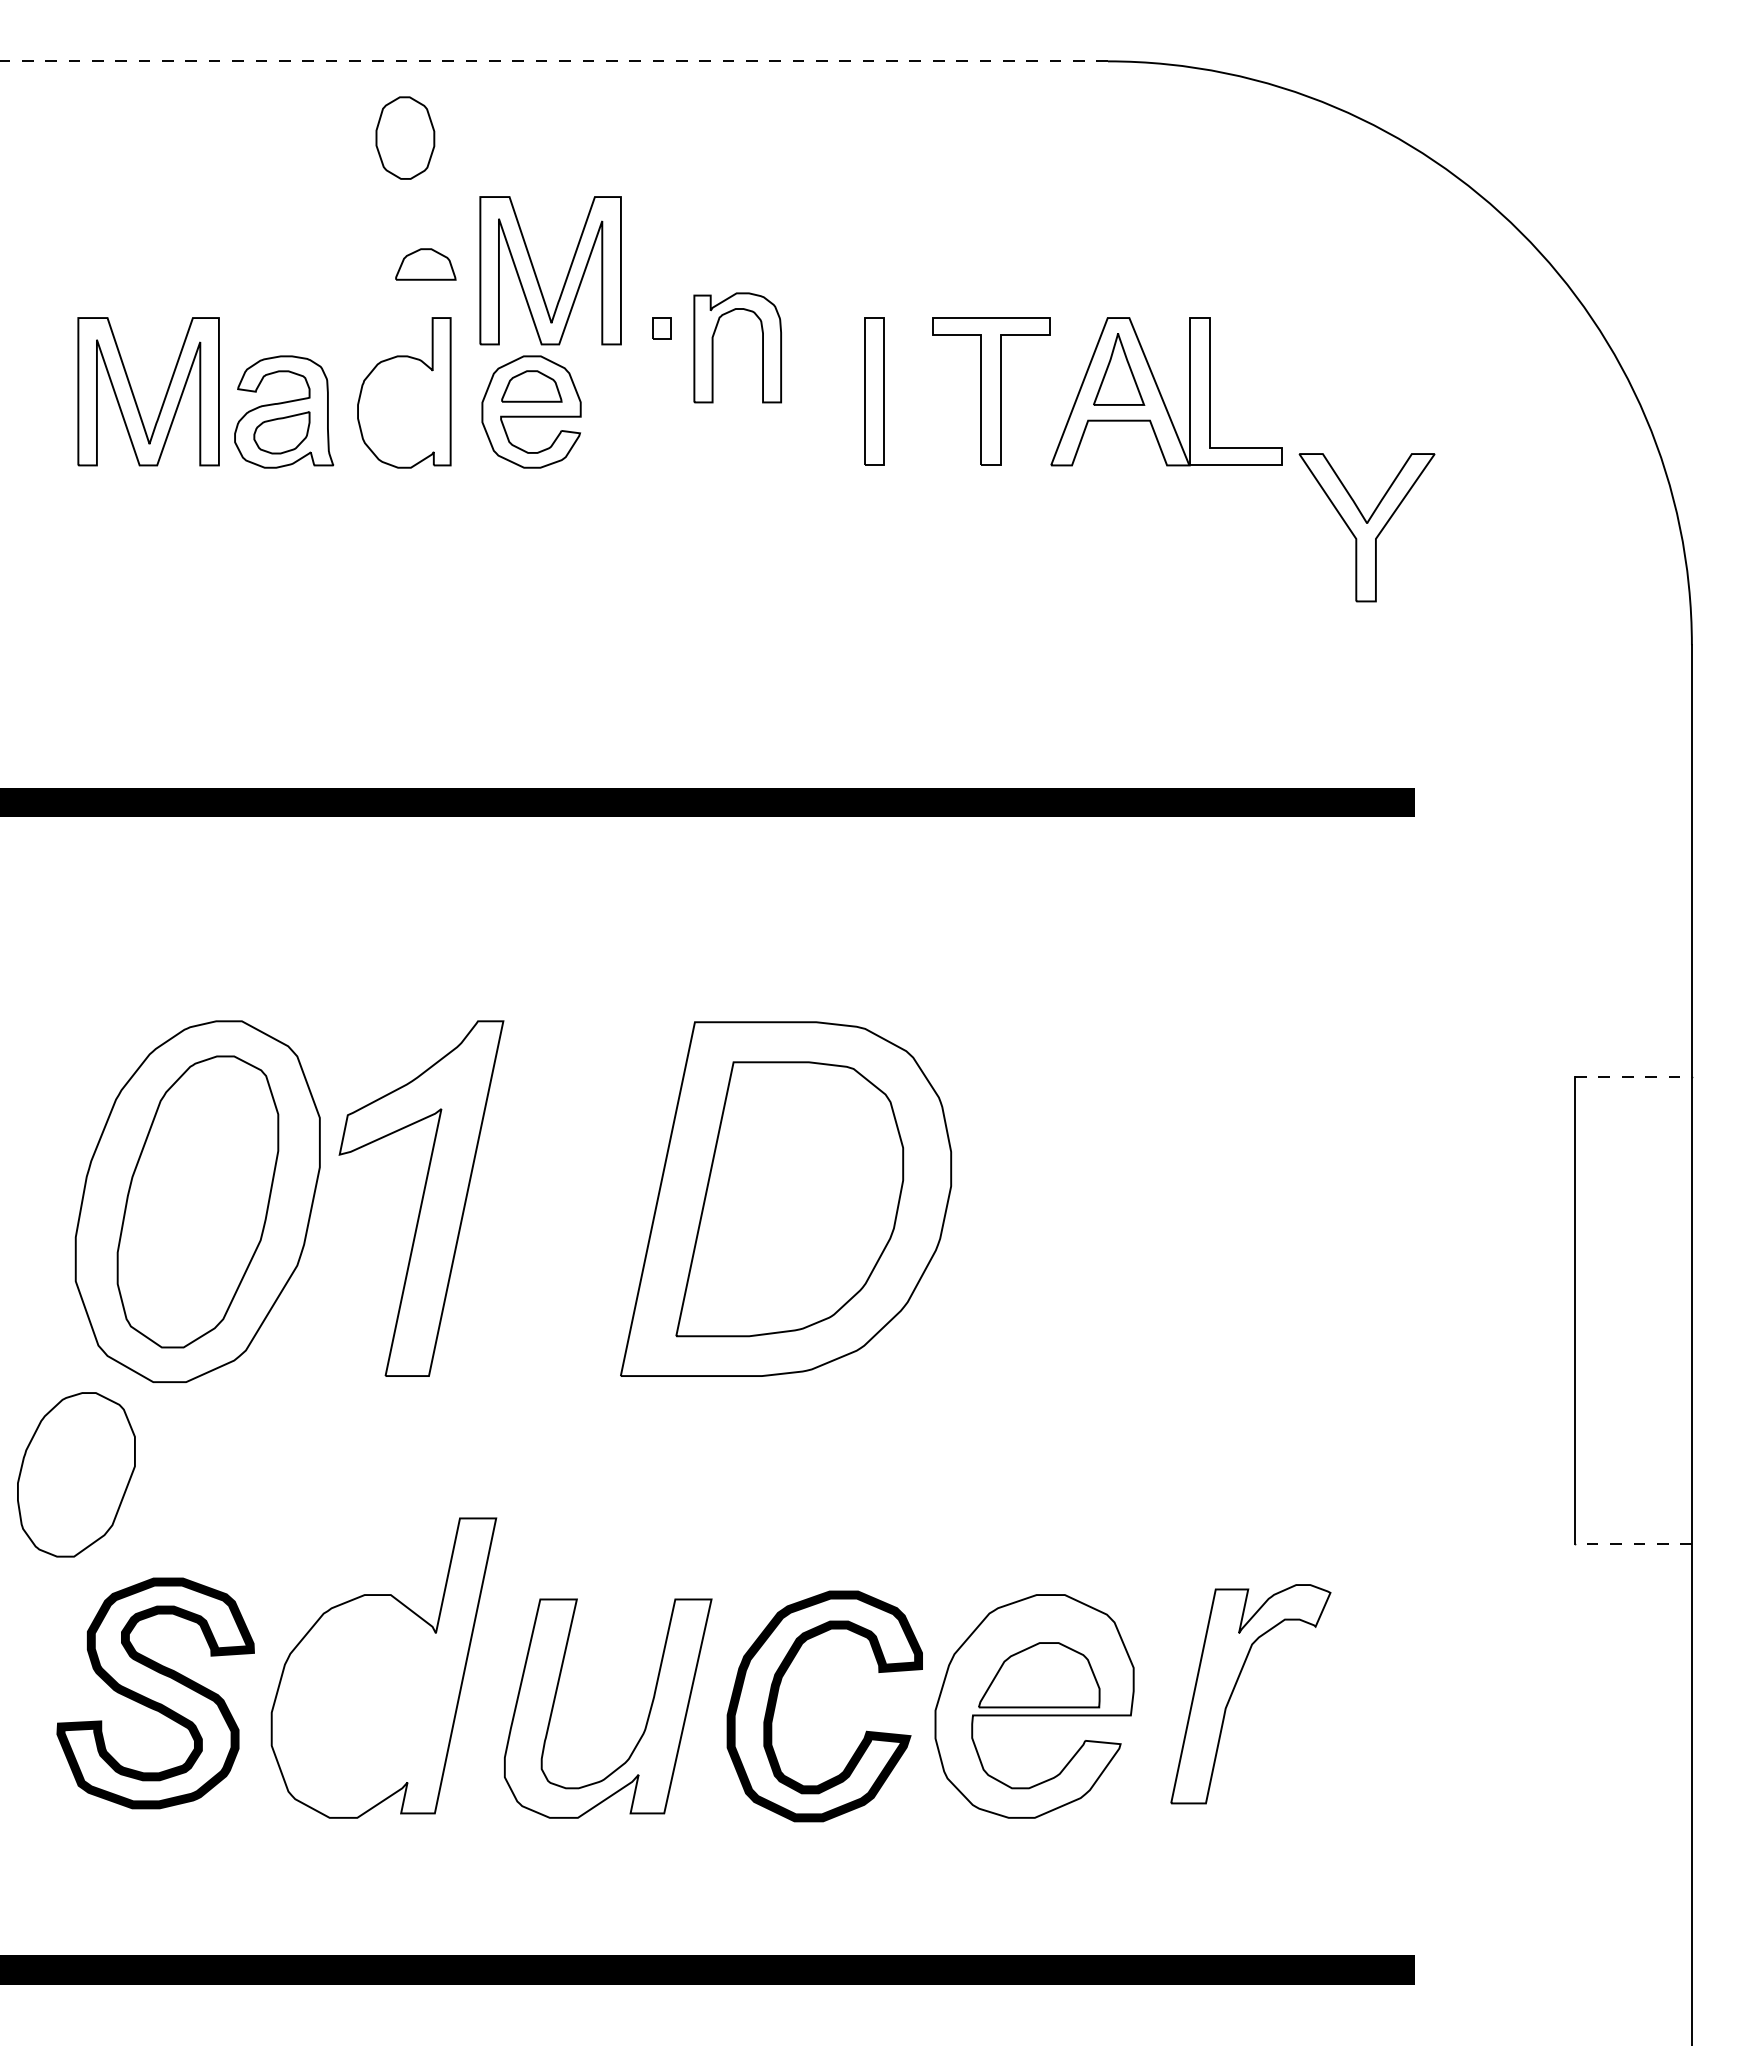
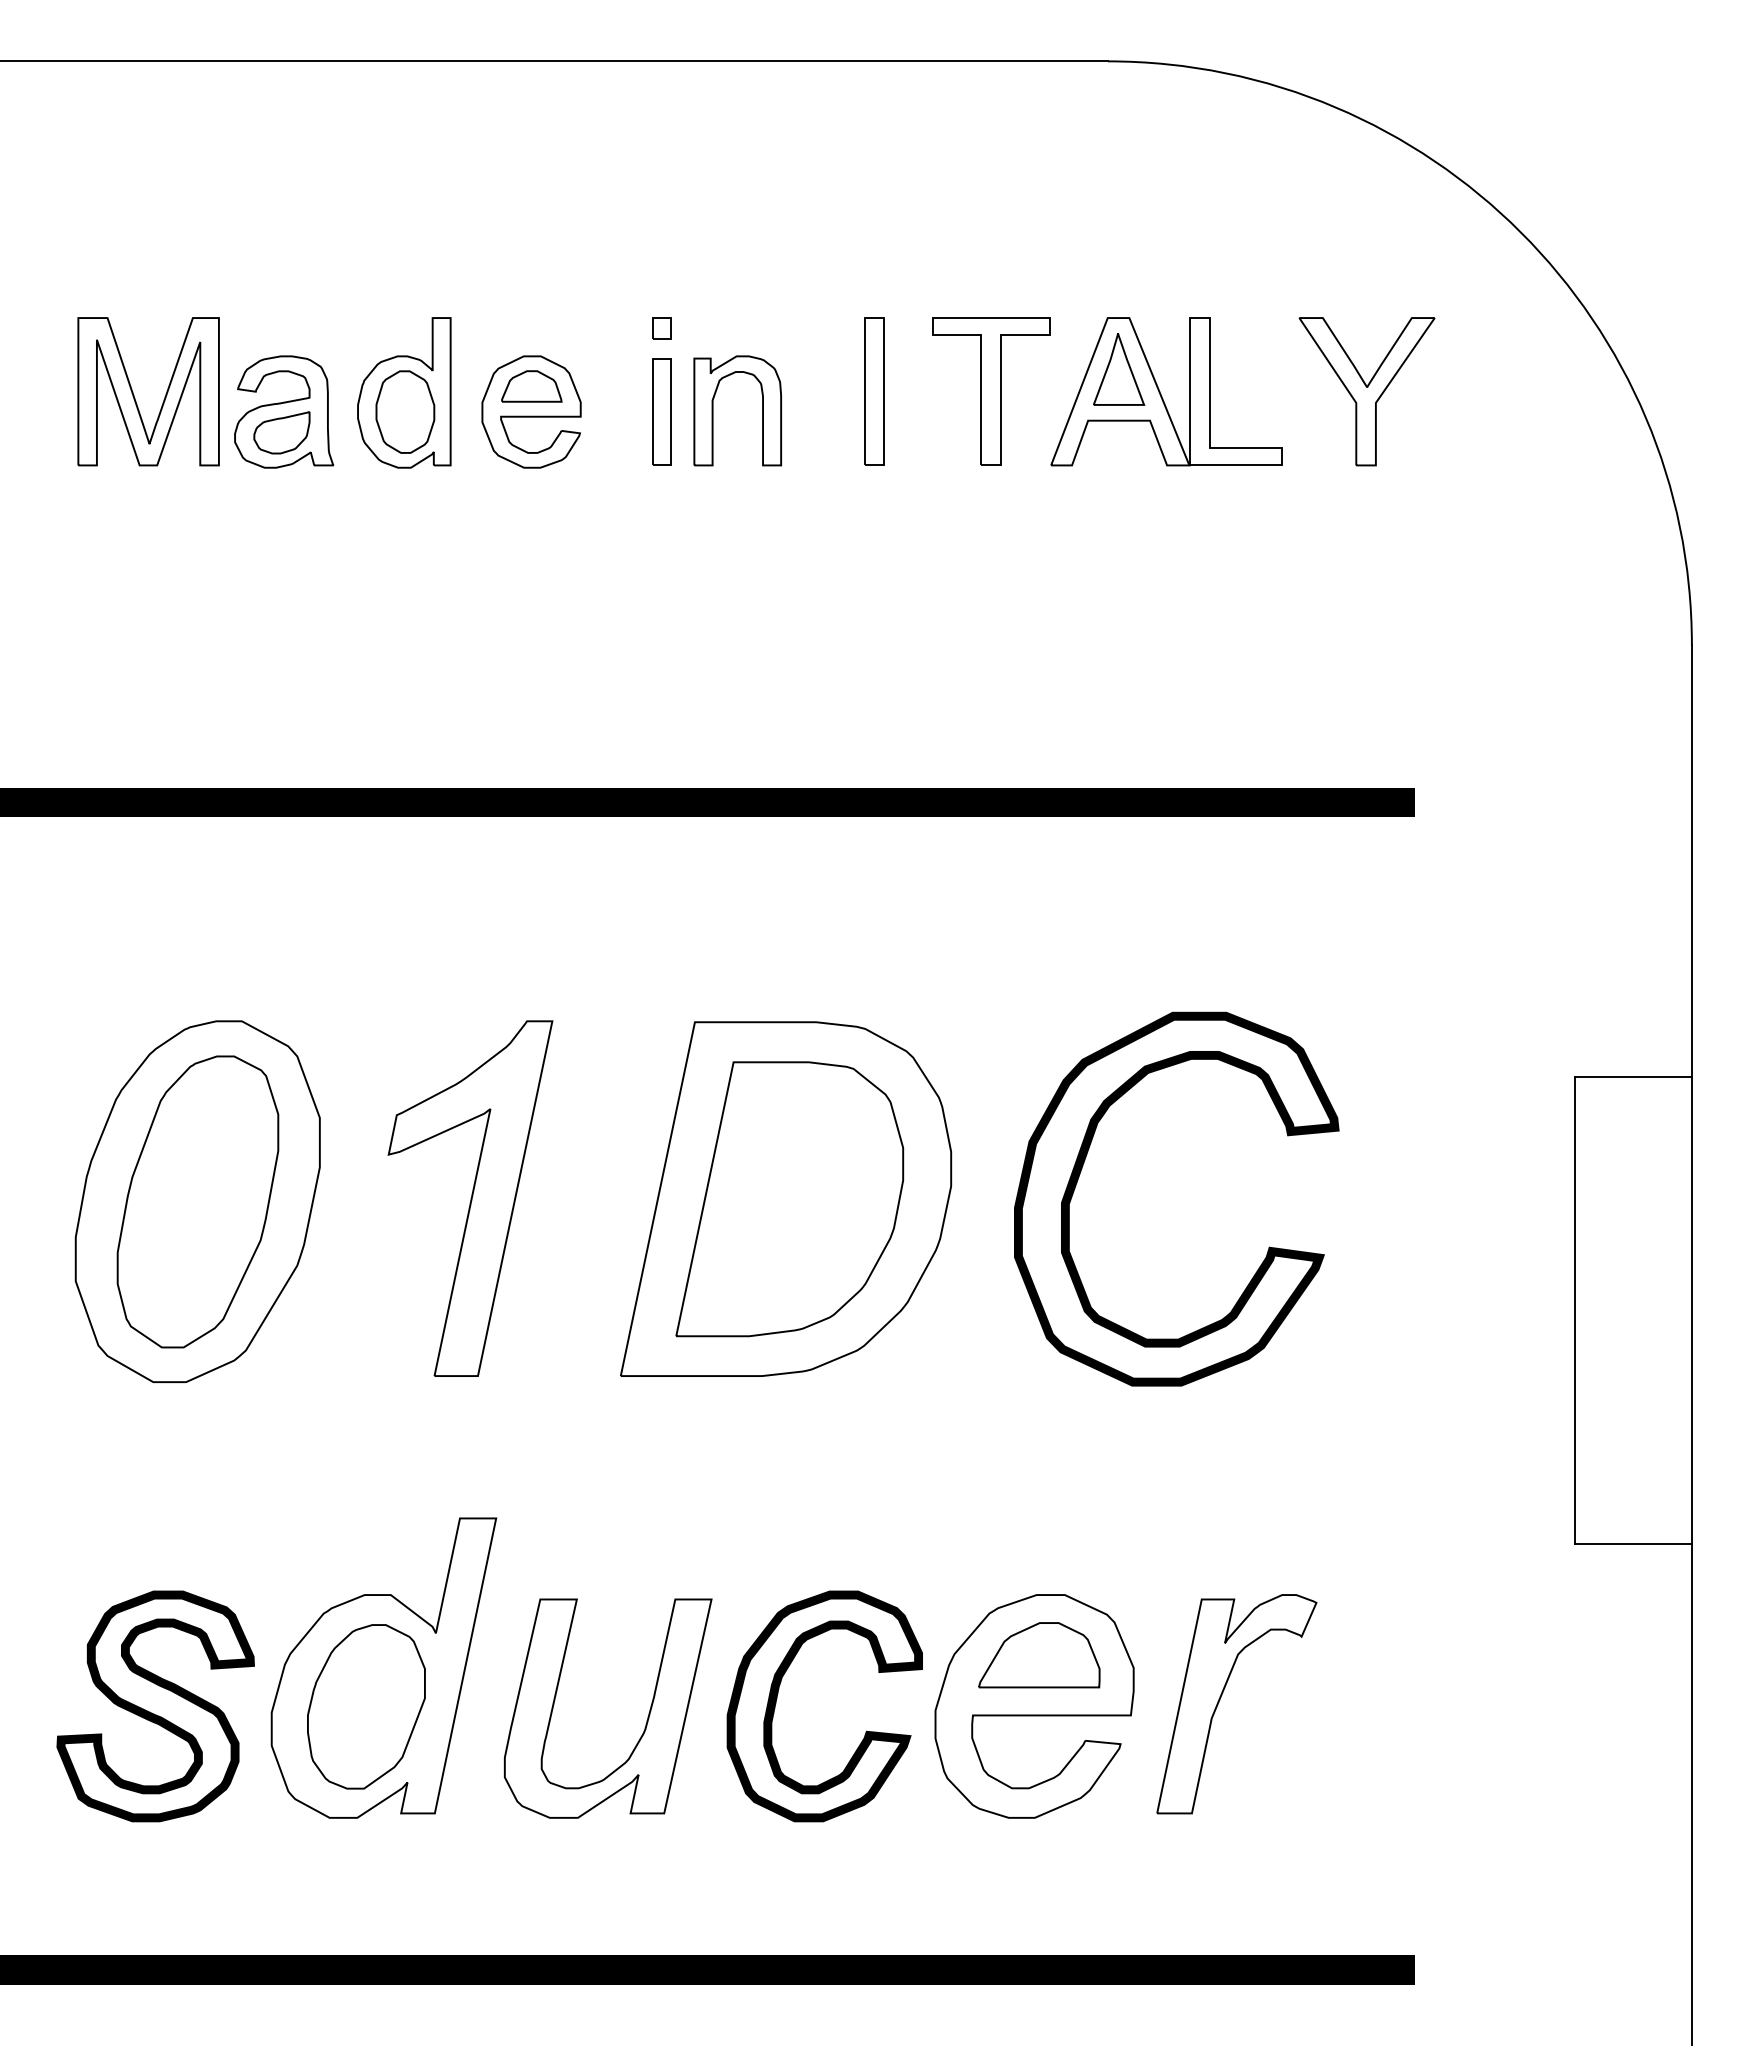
line: dashed -> solid (554, 61)
part position: (405, 137) -> (405, 411) (405, 411)
part: present -> none (425, 264)
part: present -> none (536, 274)
part position: (713, 347) -> (713, 410) (713, 410)
part: none -> present (661, 411)
part position: (1366, 527) -> (1366, 391) (1366, 391)
line: dashed -> solid (1634, 1077)
part: none -> present (1083, 1166)
part position: (421, 1198) -> (470, 1198) (470, 1198)
part position: (76, 1474) -> (366, 1706) (366, 1706)
line: dashed -> solid (1633, 1544)
part position: (1039, 1675) -> (1039, 1655) (1039, 1655)
part position: (1234, 1690) -> (1220, 1700) (1220, 1700)
part position: (155, 1693) -> (155, 1706) (155, 1706)
